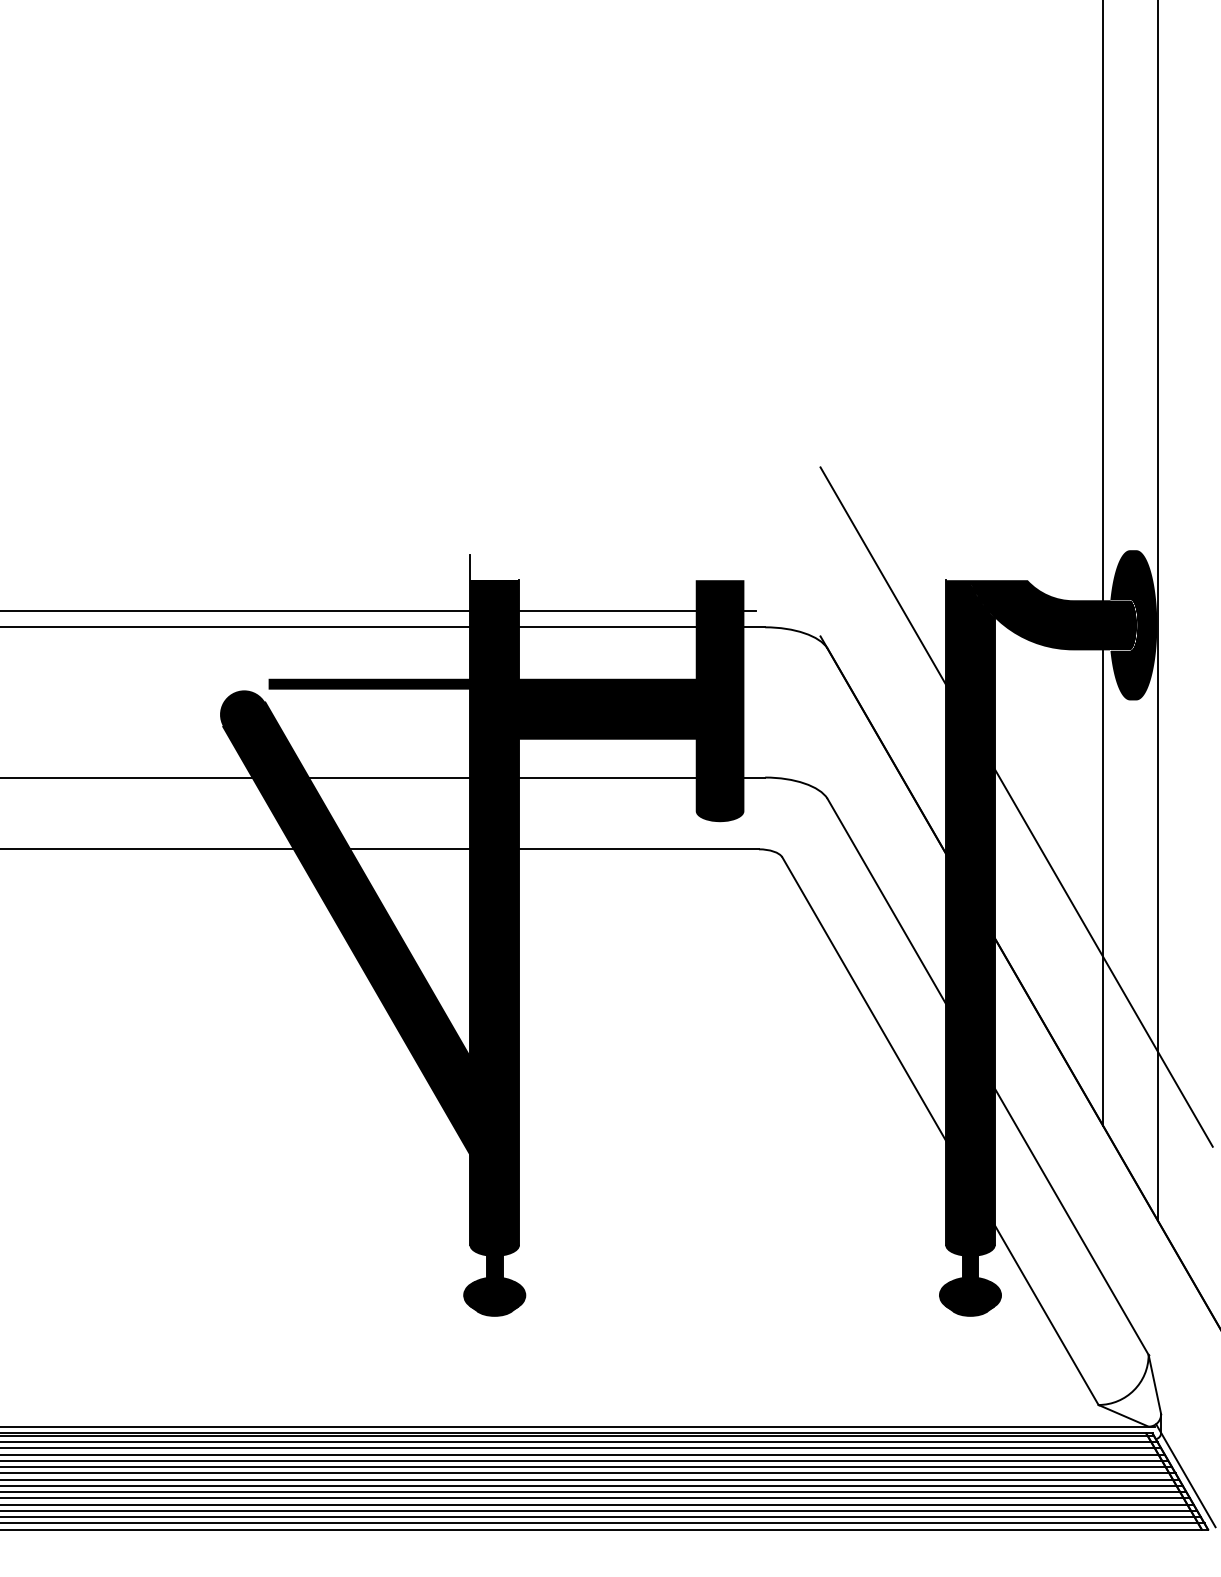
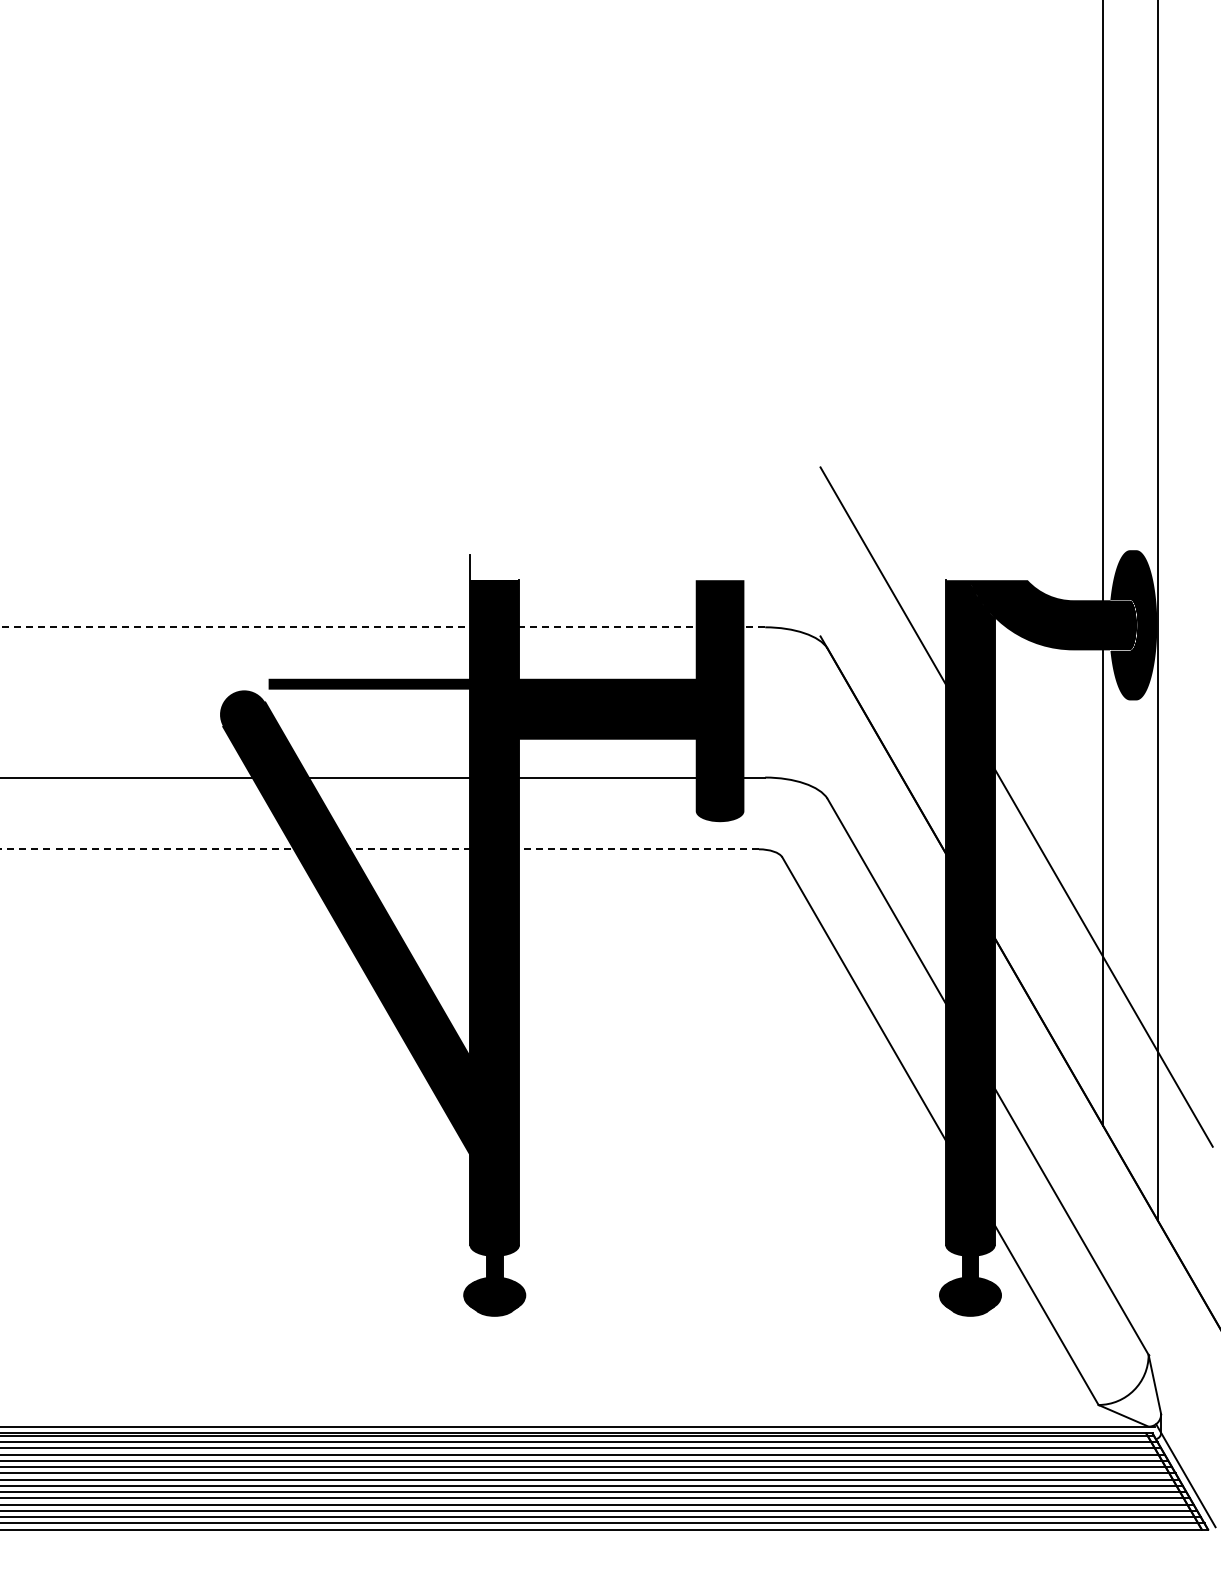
line: present -> none (378, 611)
line: solid -> dashed (382, 627)
line: solid -> dashed (379, 849)
